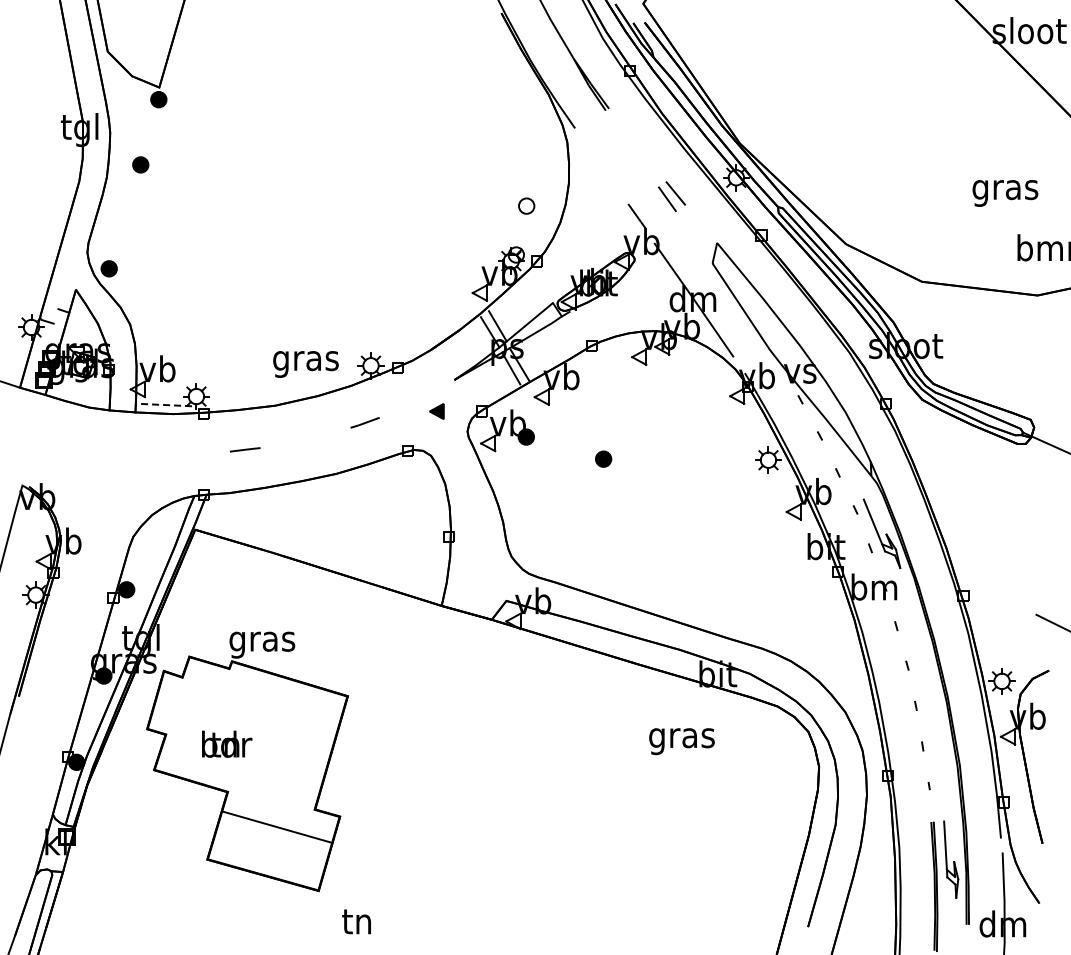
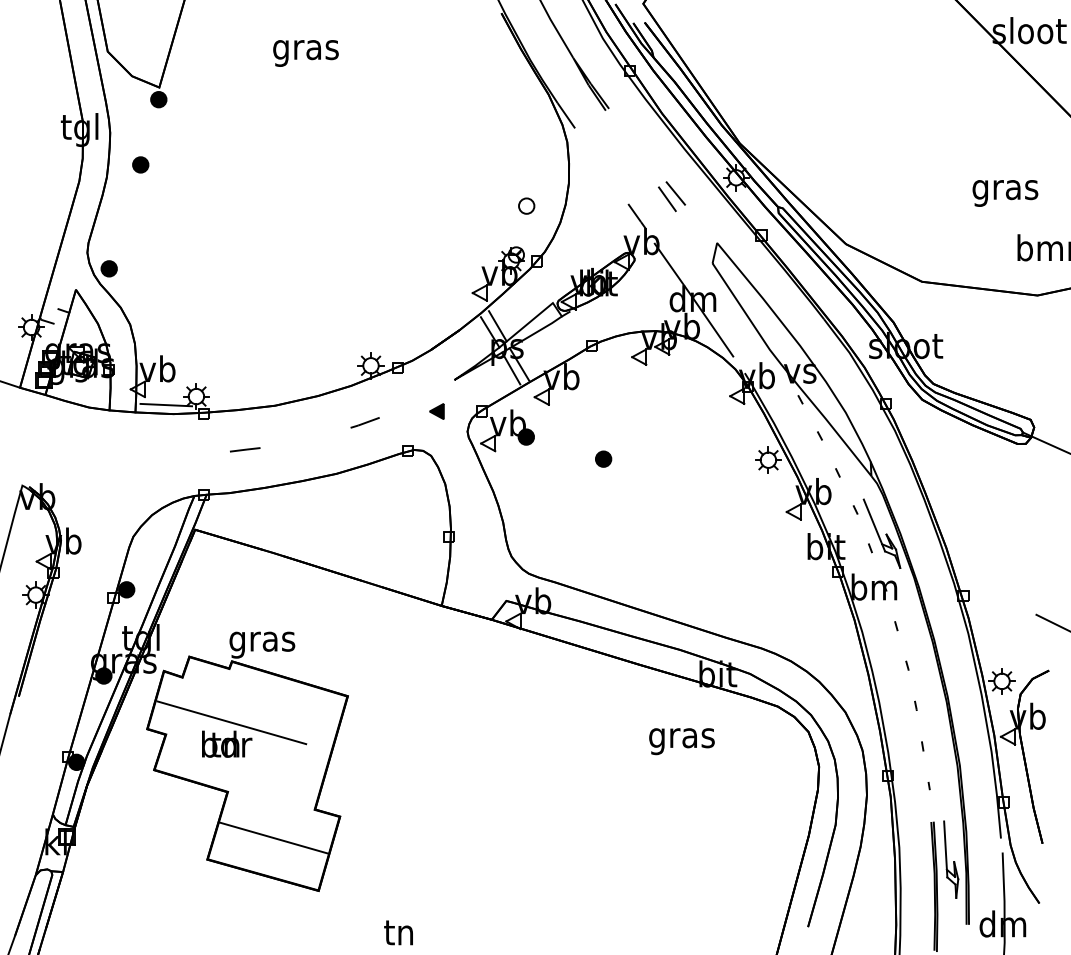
text position: (305, 364) -> (305, 53) (305, 53)
line: dashed -> solid (166, 405)
line: none -> present (231, 722)
line position: (276, 826) -> (273, 837) (273, 837)
text position: (356, 921) -> (398, 932) (398, 932)
